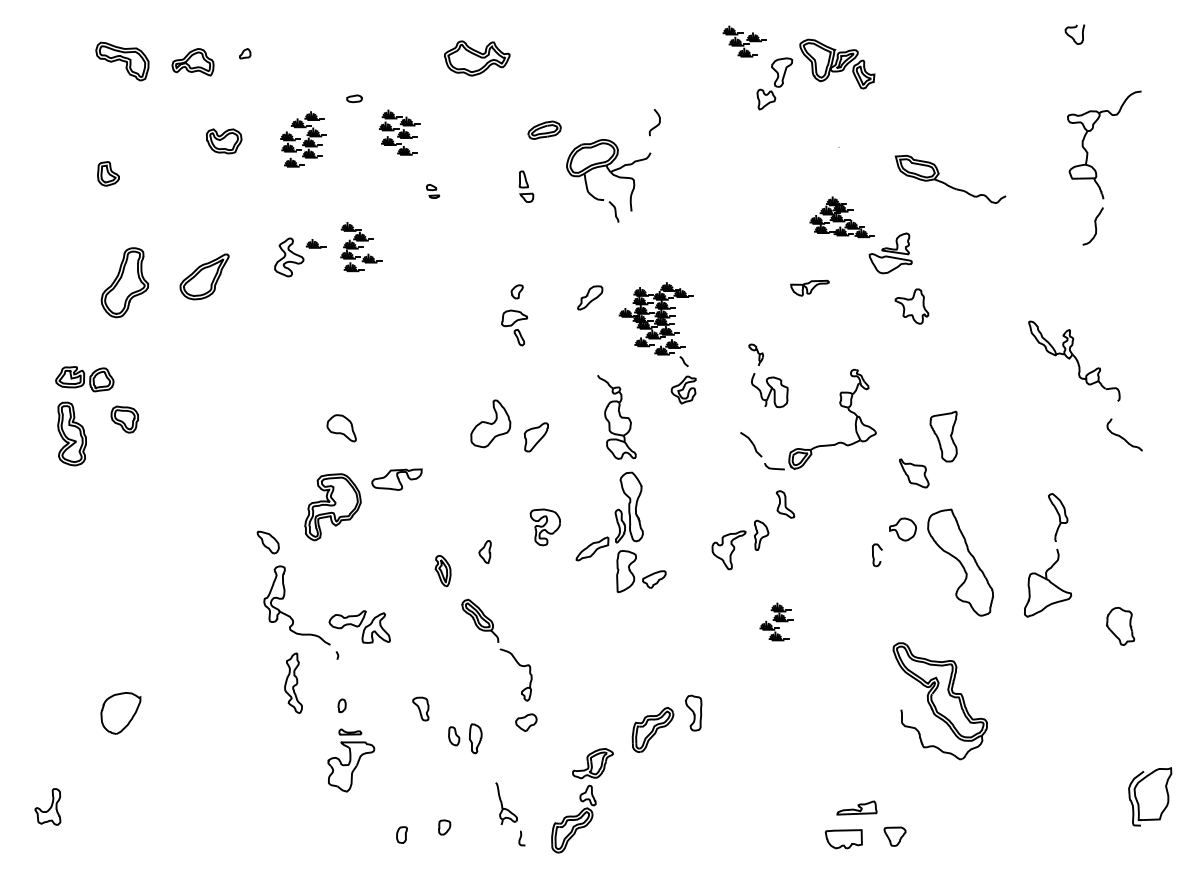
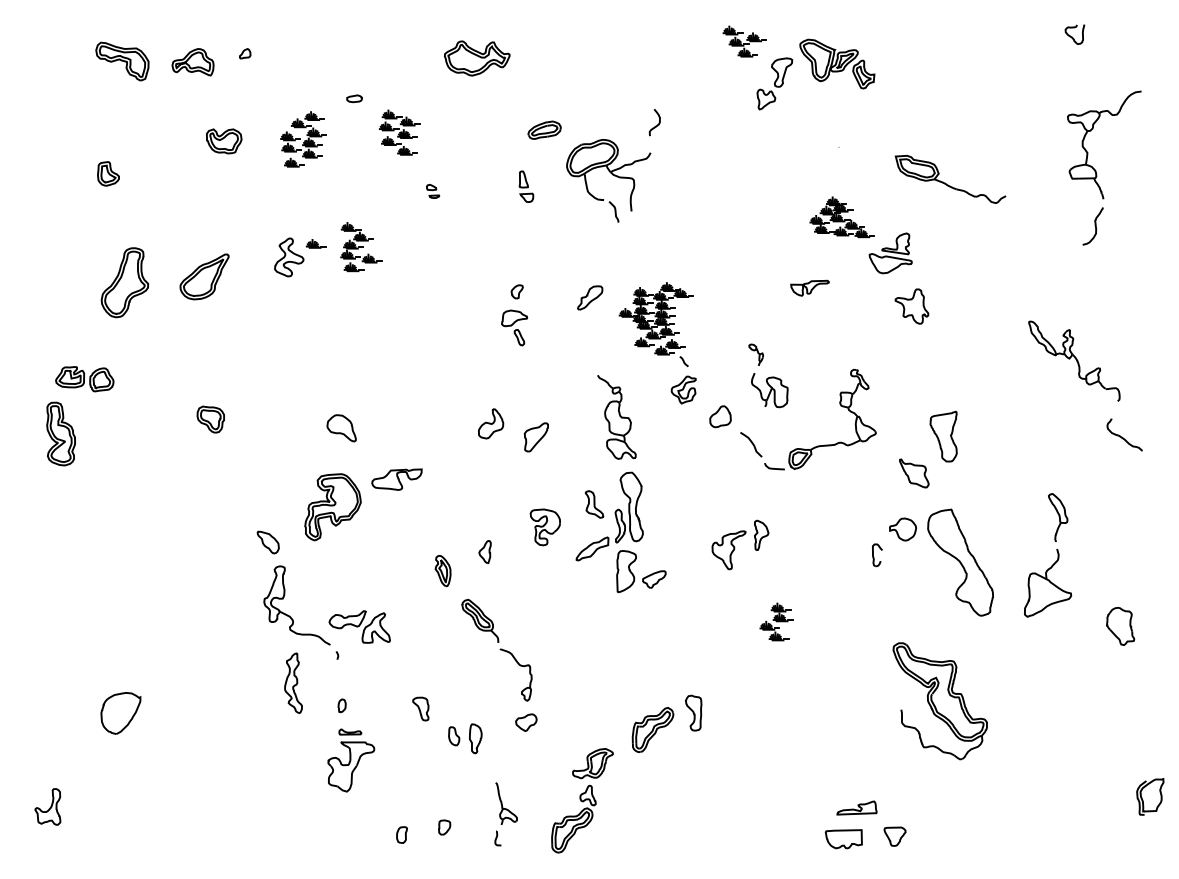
part: none -> present (720, 416)
part position: (124, 419) -> (210, 419) (210, 419)
part size: 42x50 px -> 27x32 px (491, 423)
part position: (71, 433) -> (60, 433) (60, 433)
part position: (785, 504) -> (594, 504) (594, 504)
part size: 45x60 px -> 29x38 px (1150, 796)
curve position: (521, 838) -> (497, 838) (497, 838)
